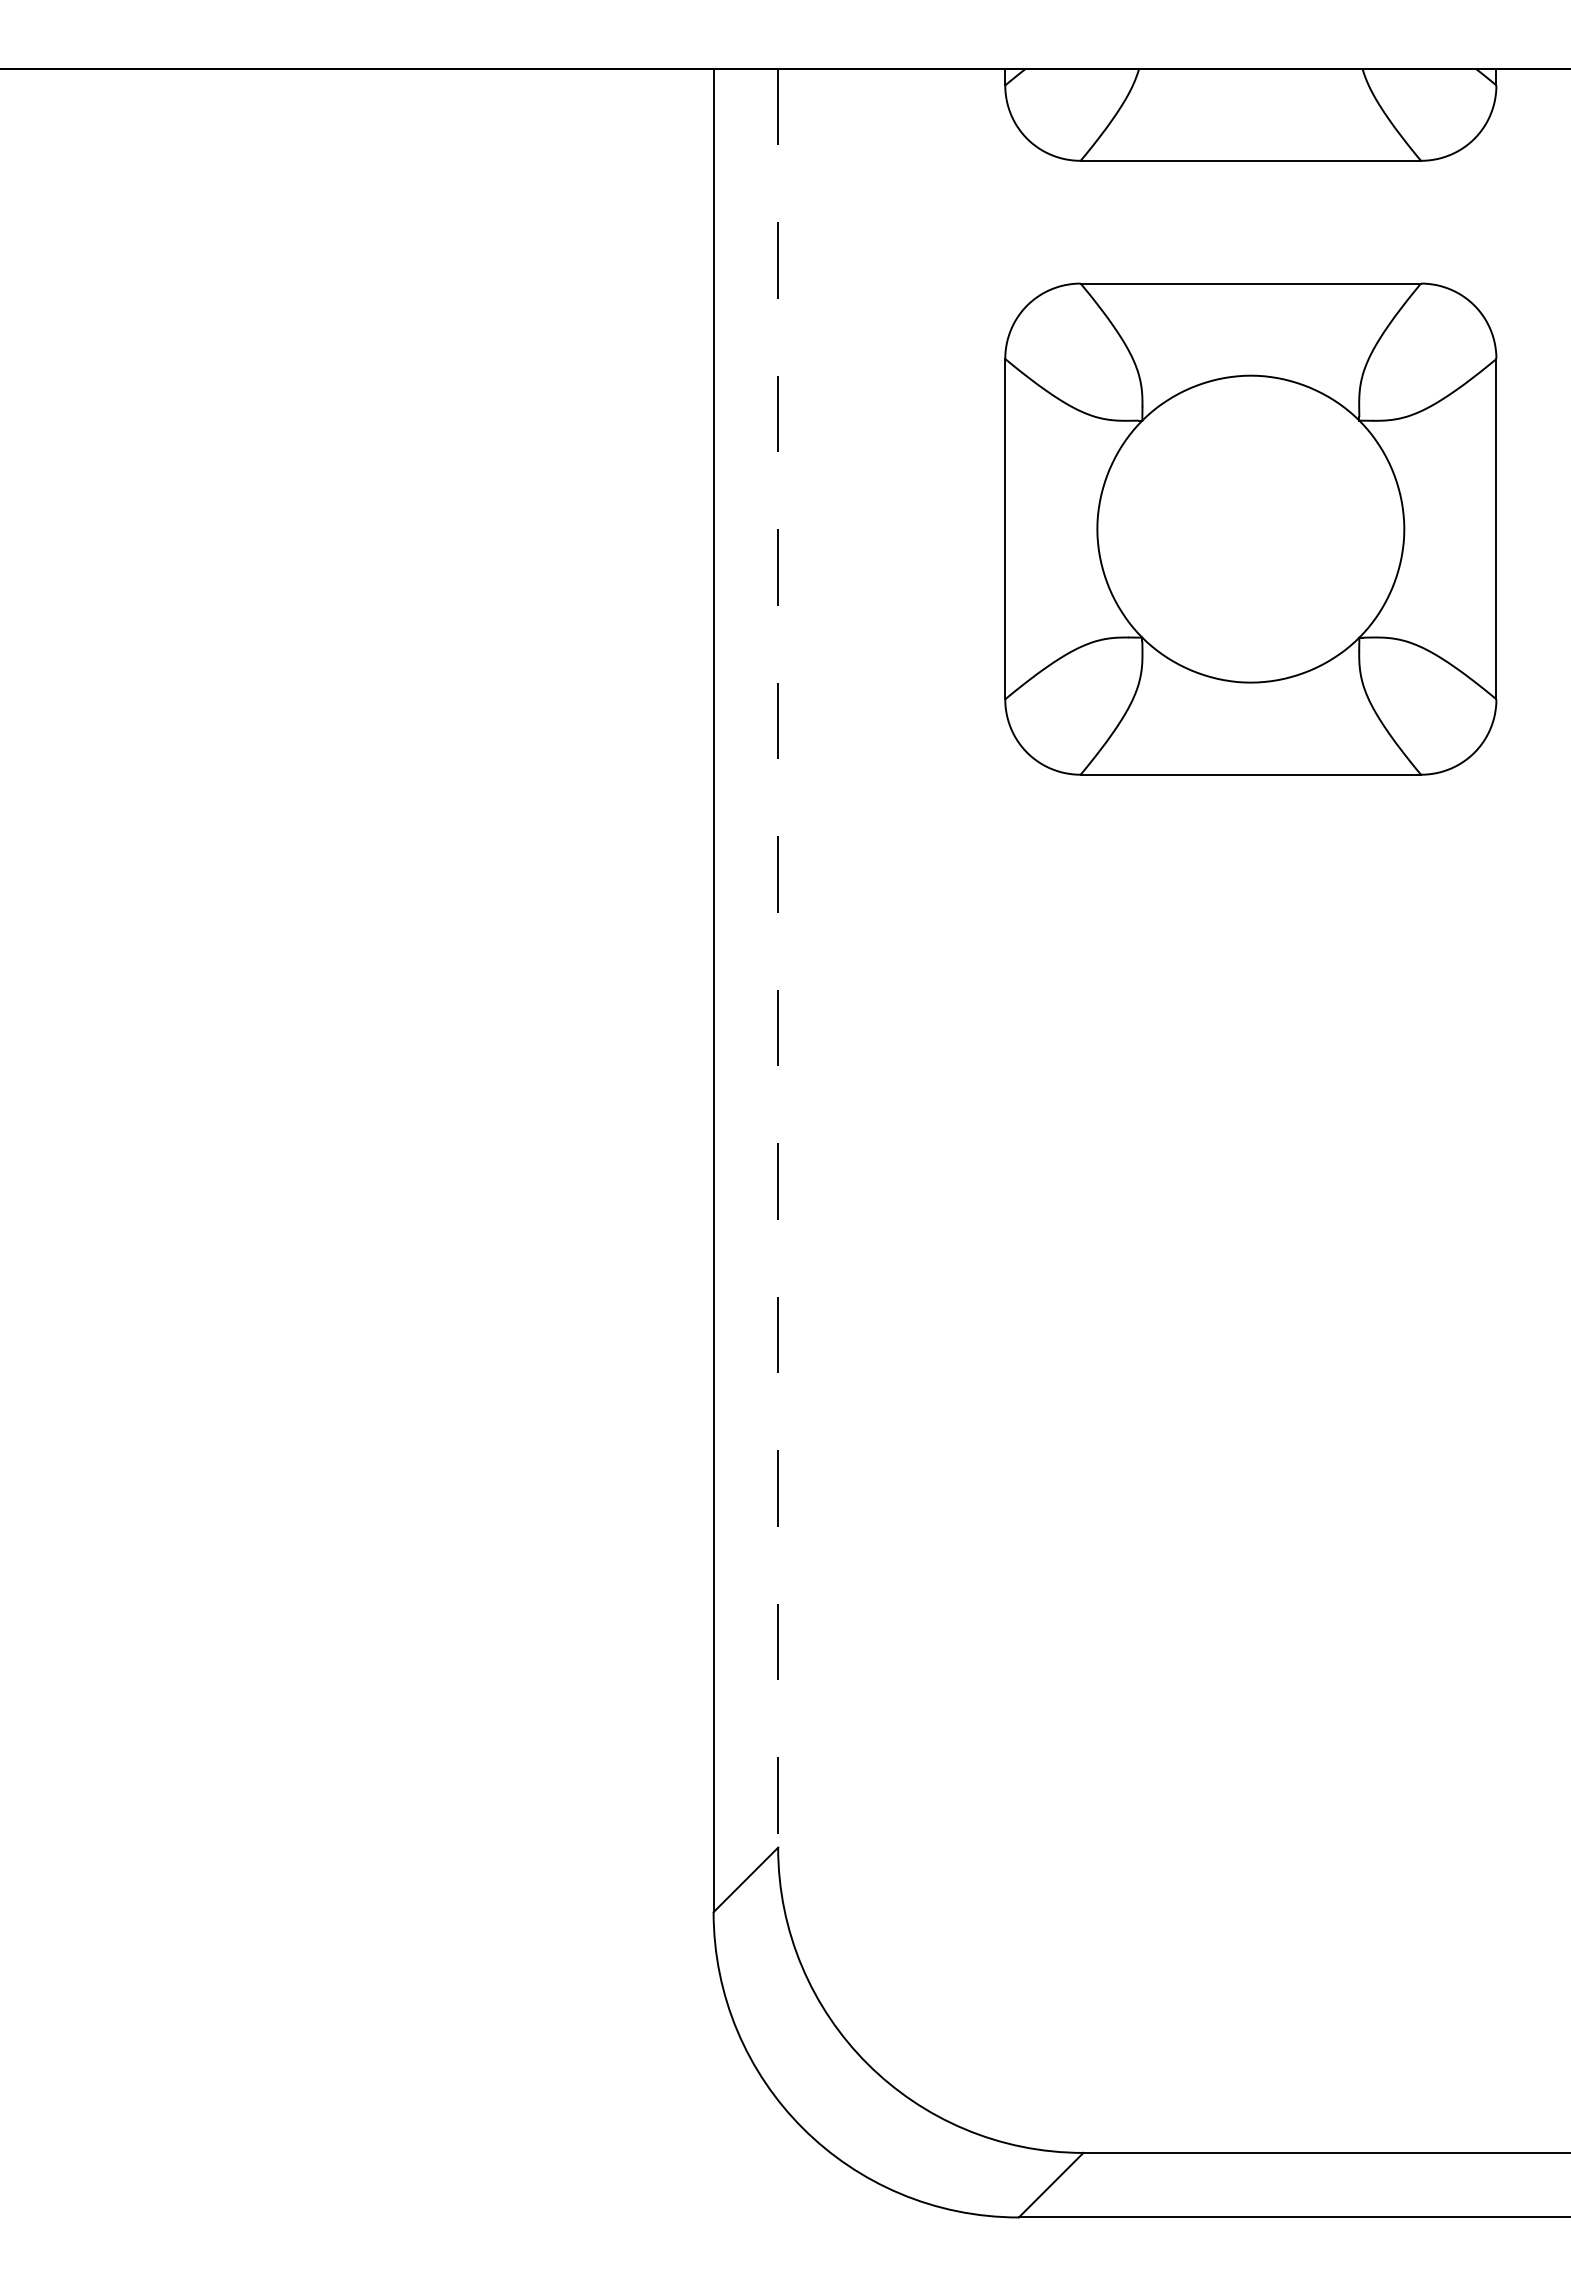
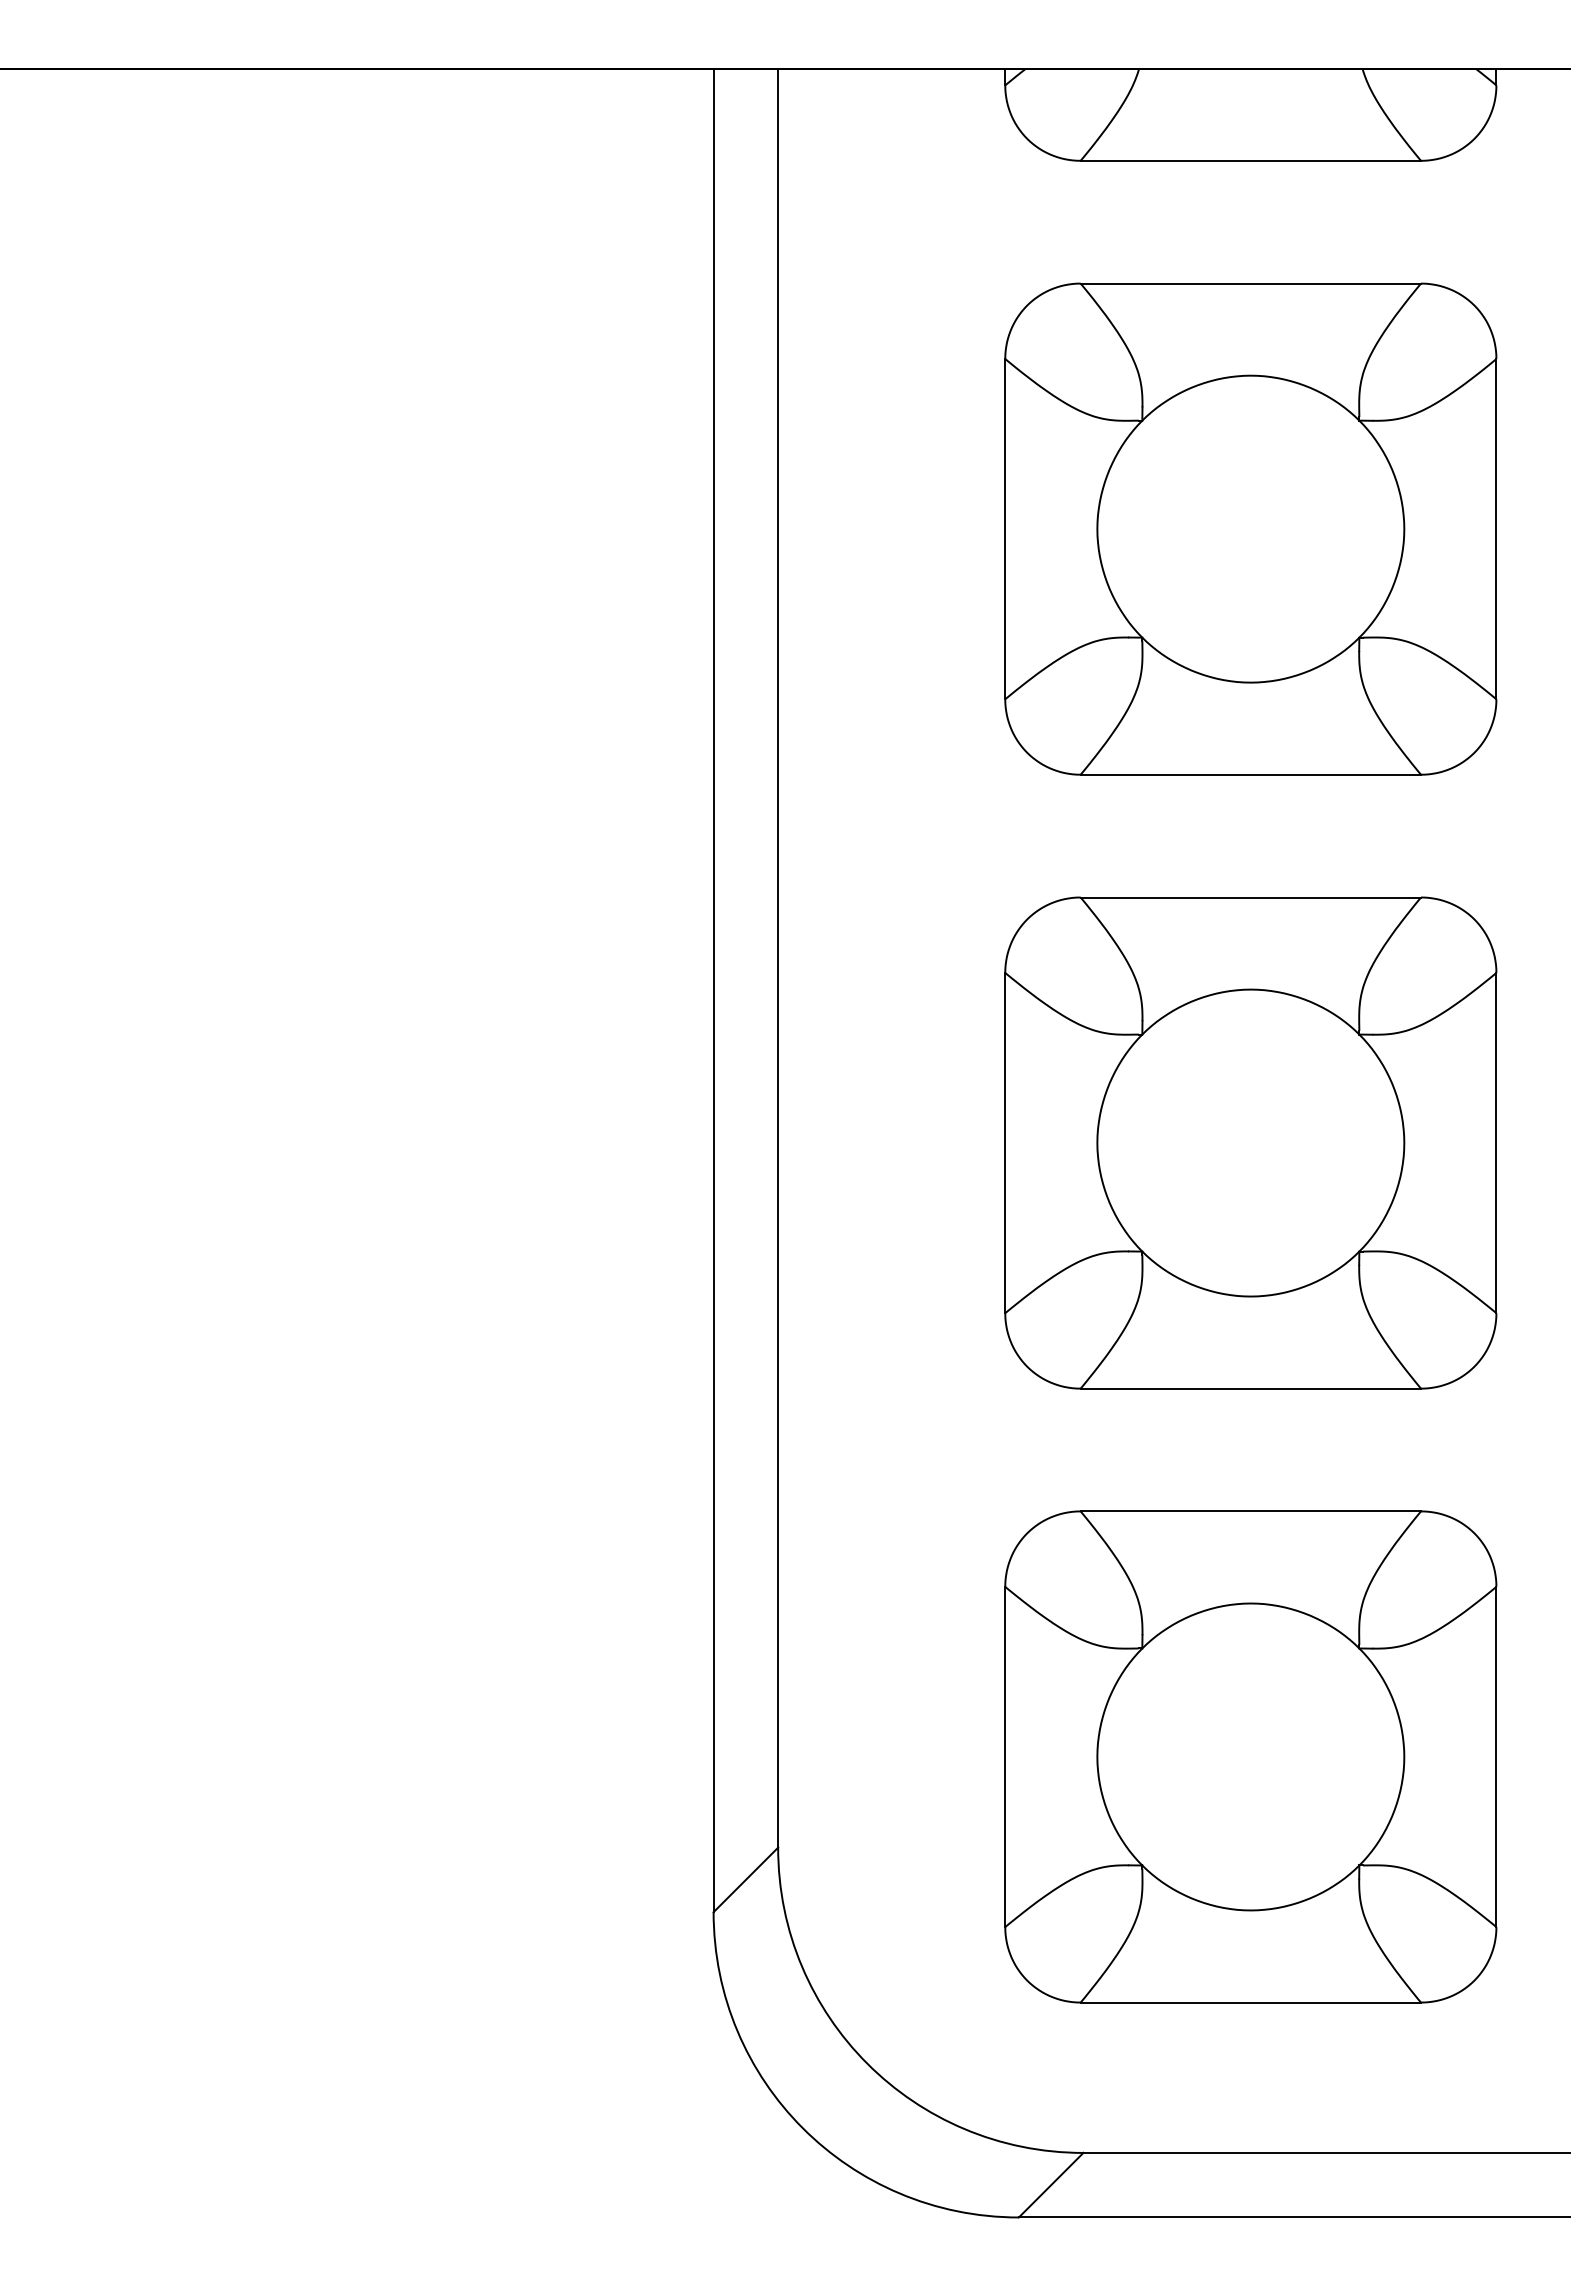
line: dashed -> solid (778, 958)
part: none -> present (1250, 1142)
part: none -> present (1250, 1756)
